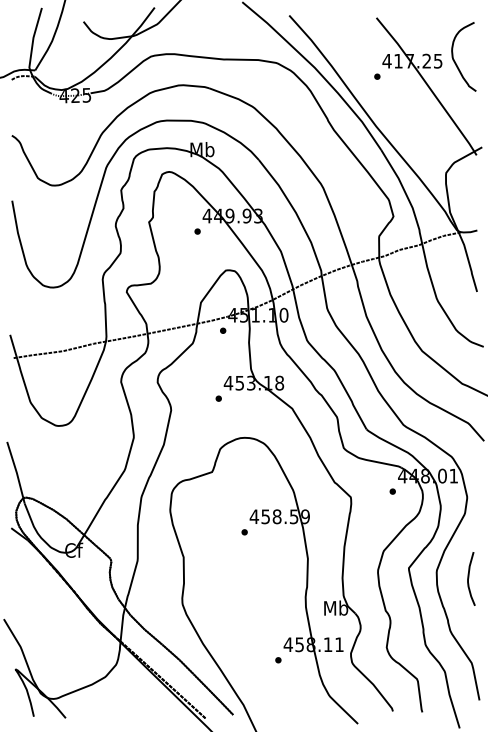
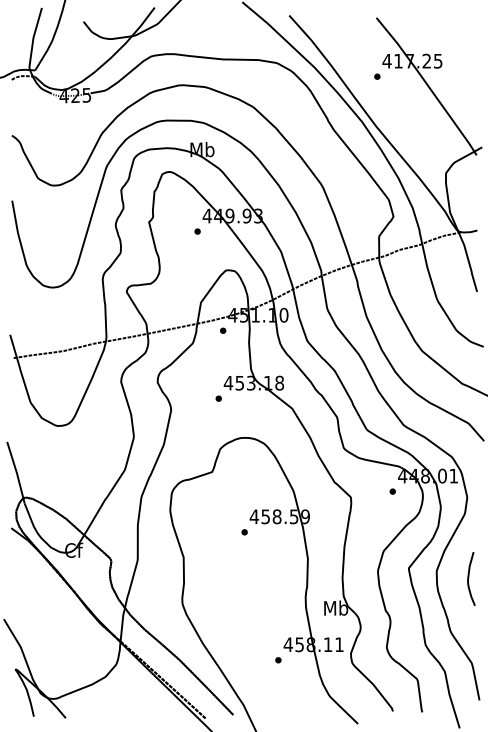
curve: present -> none (455, 61)
